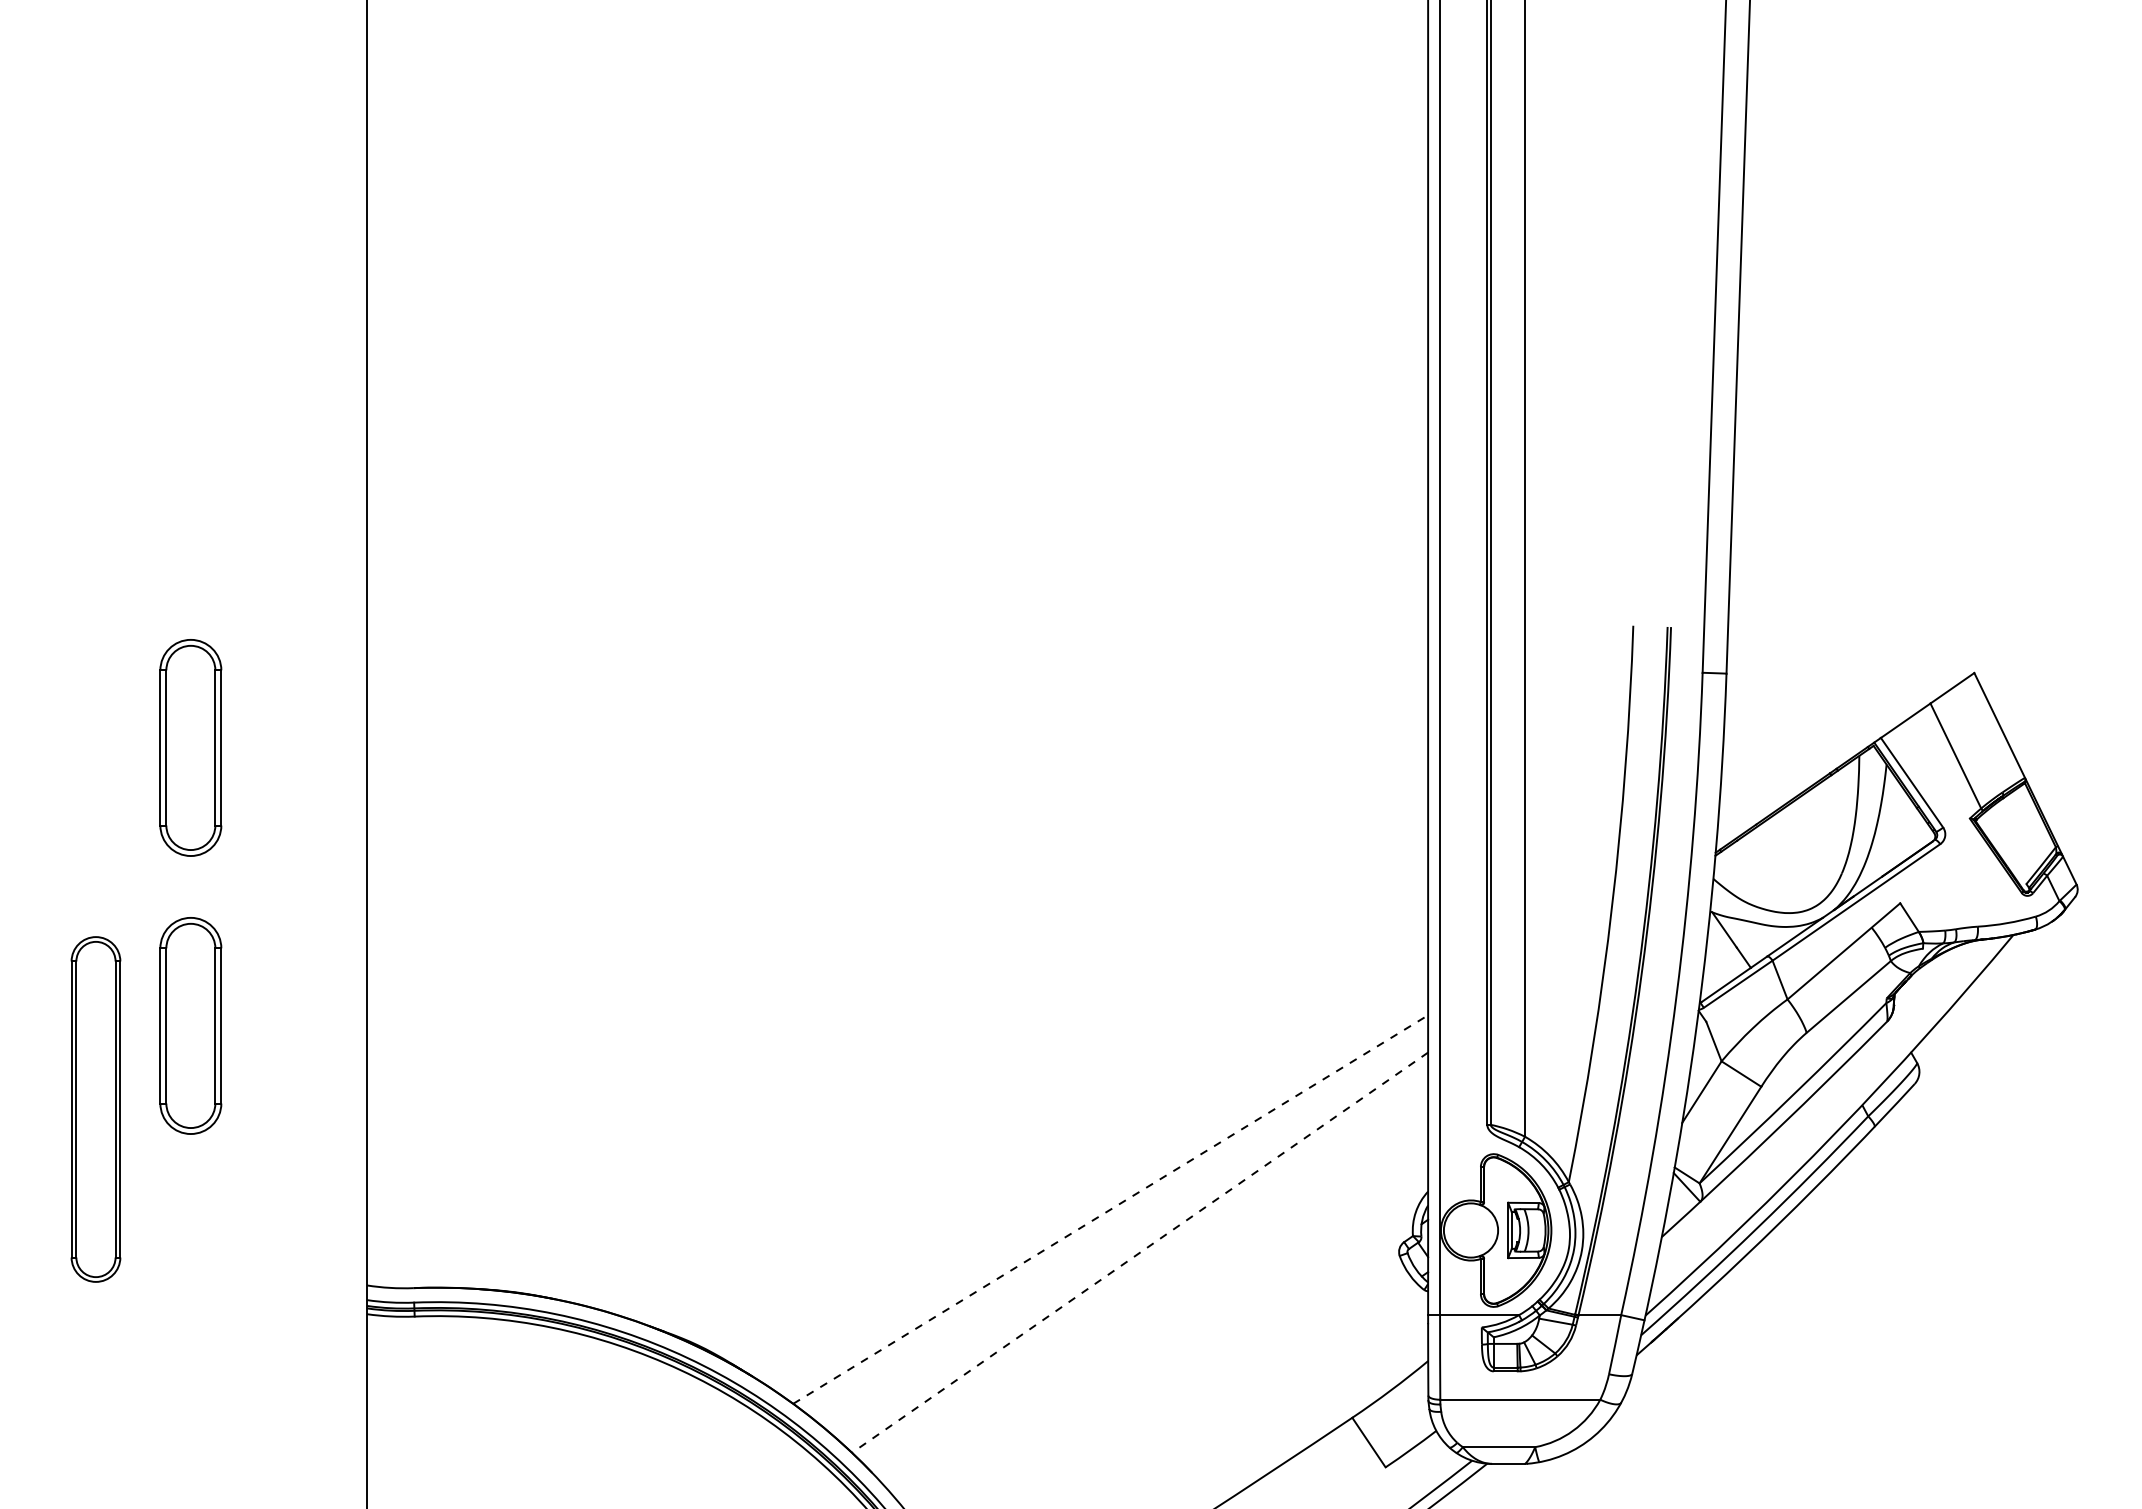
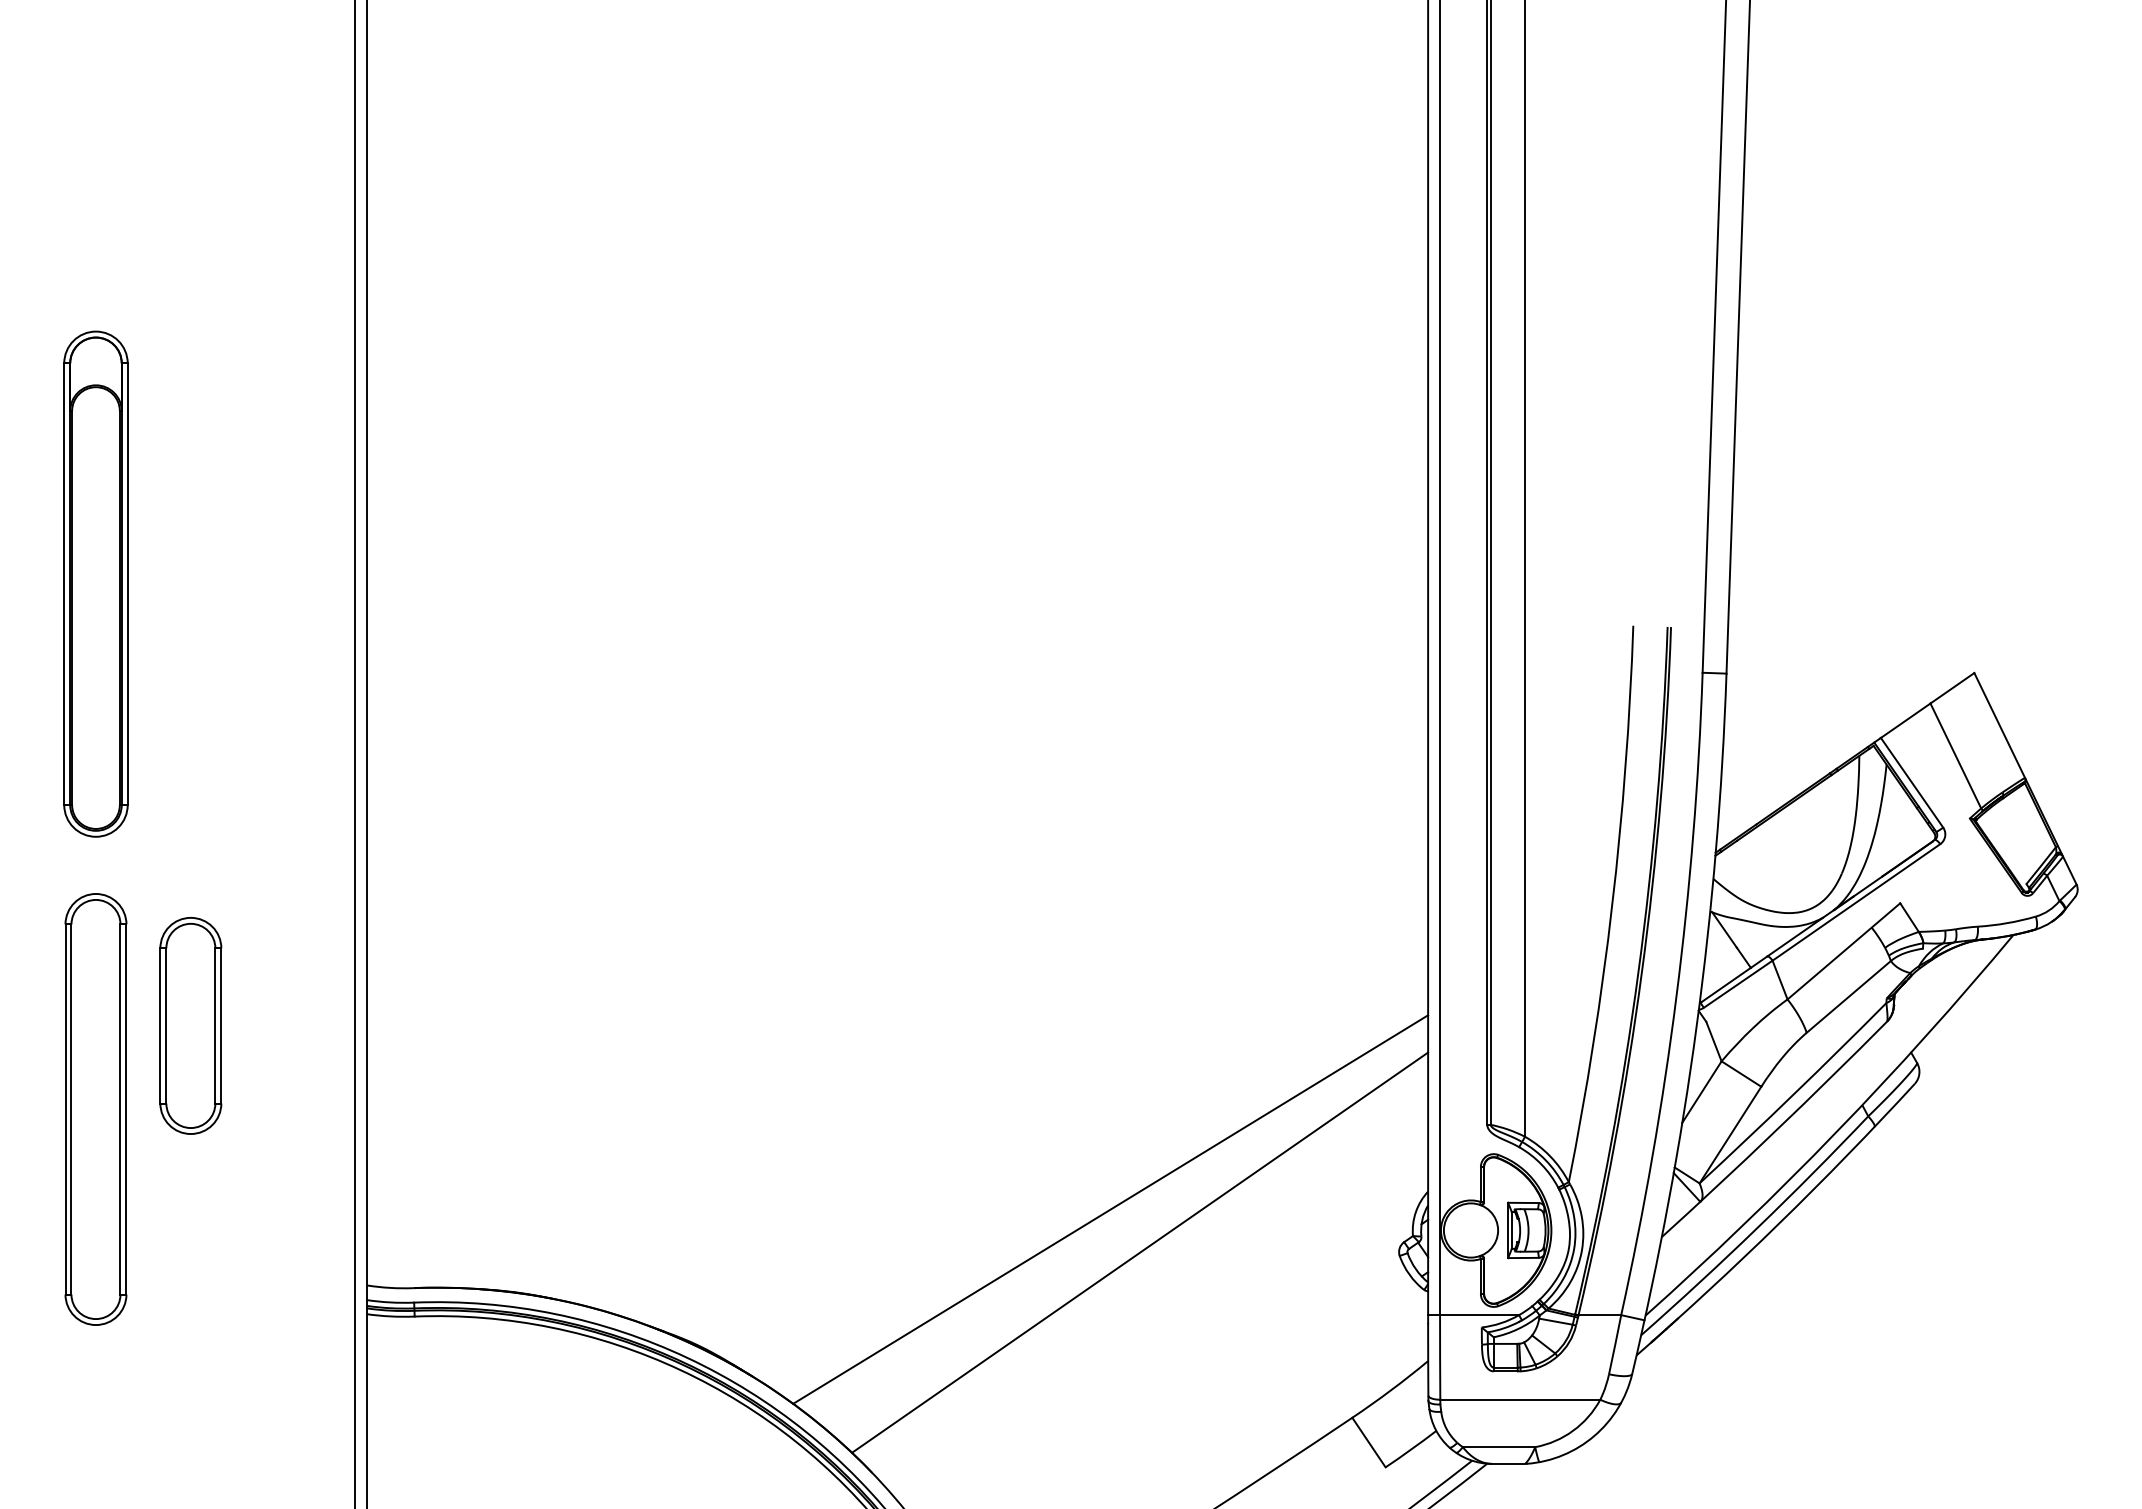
part: none -> present (95, 583)
part: present -> none (190, 747)
line: none -> present (355, 753)
part size: 52x347 px -> 64x433 px (95, 1109)
line: dashed -> solid (1111, 1209)
line: dashed -> solid (1140, 1252)
